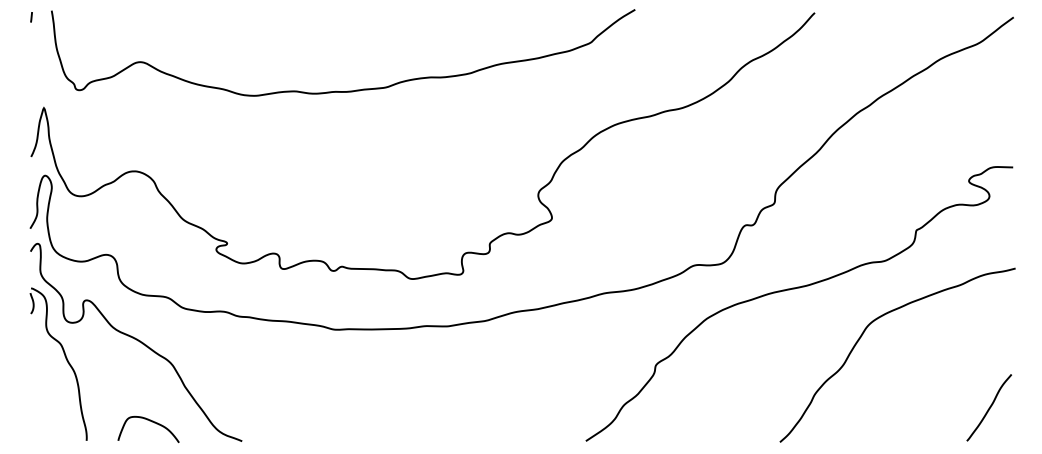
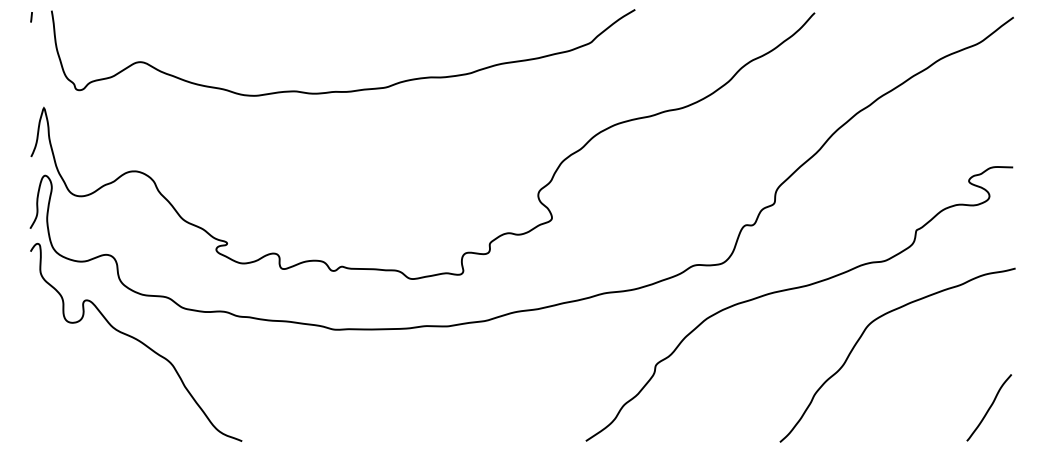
part: present -> none (66, 360)
curve: present -> none (149, 421)
